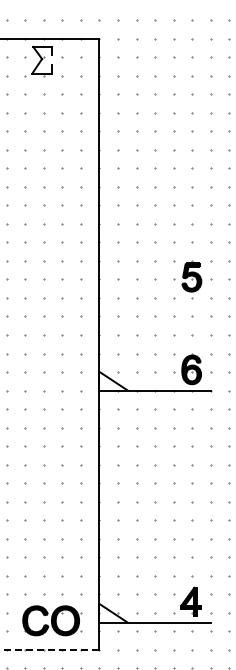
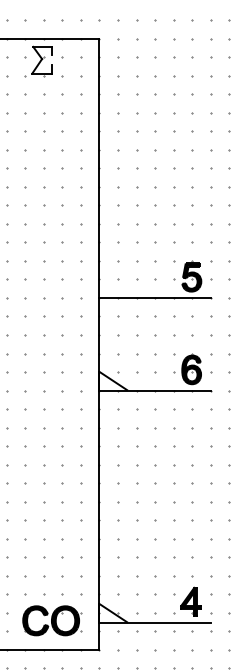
line: none -> present (154, 297)
line: dashed -> solid (49, 649)
